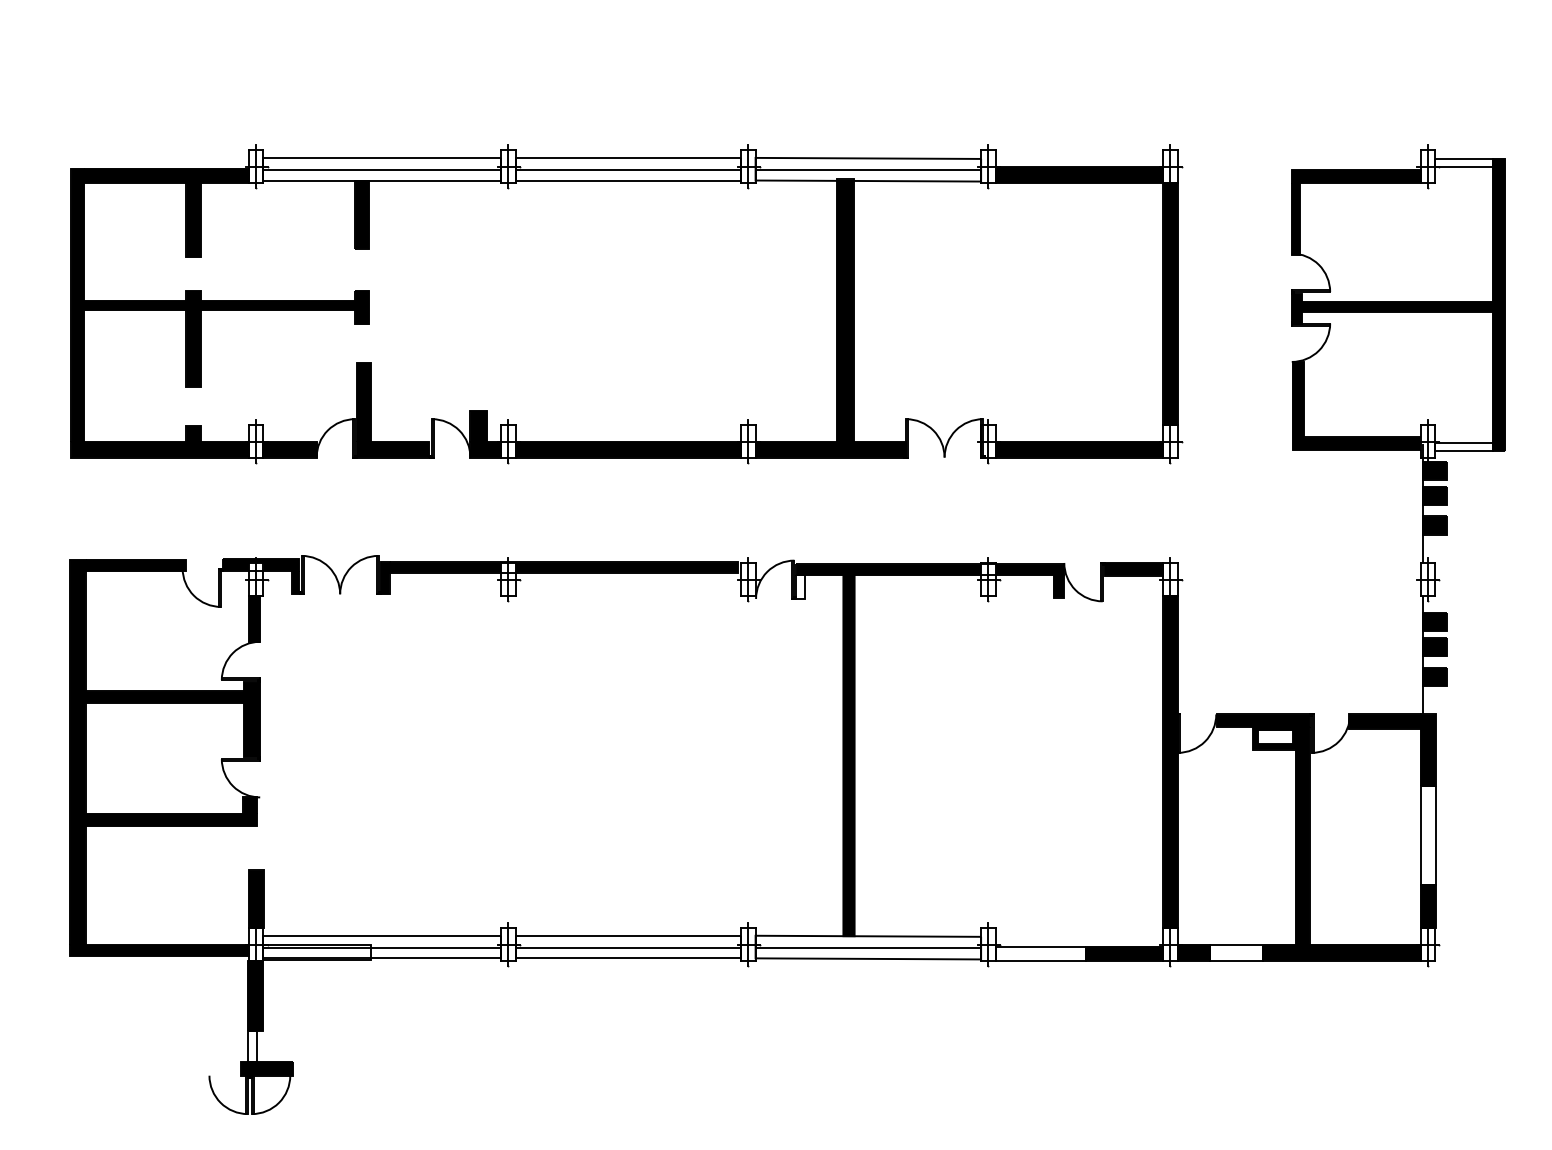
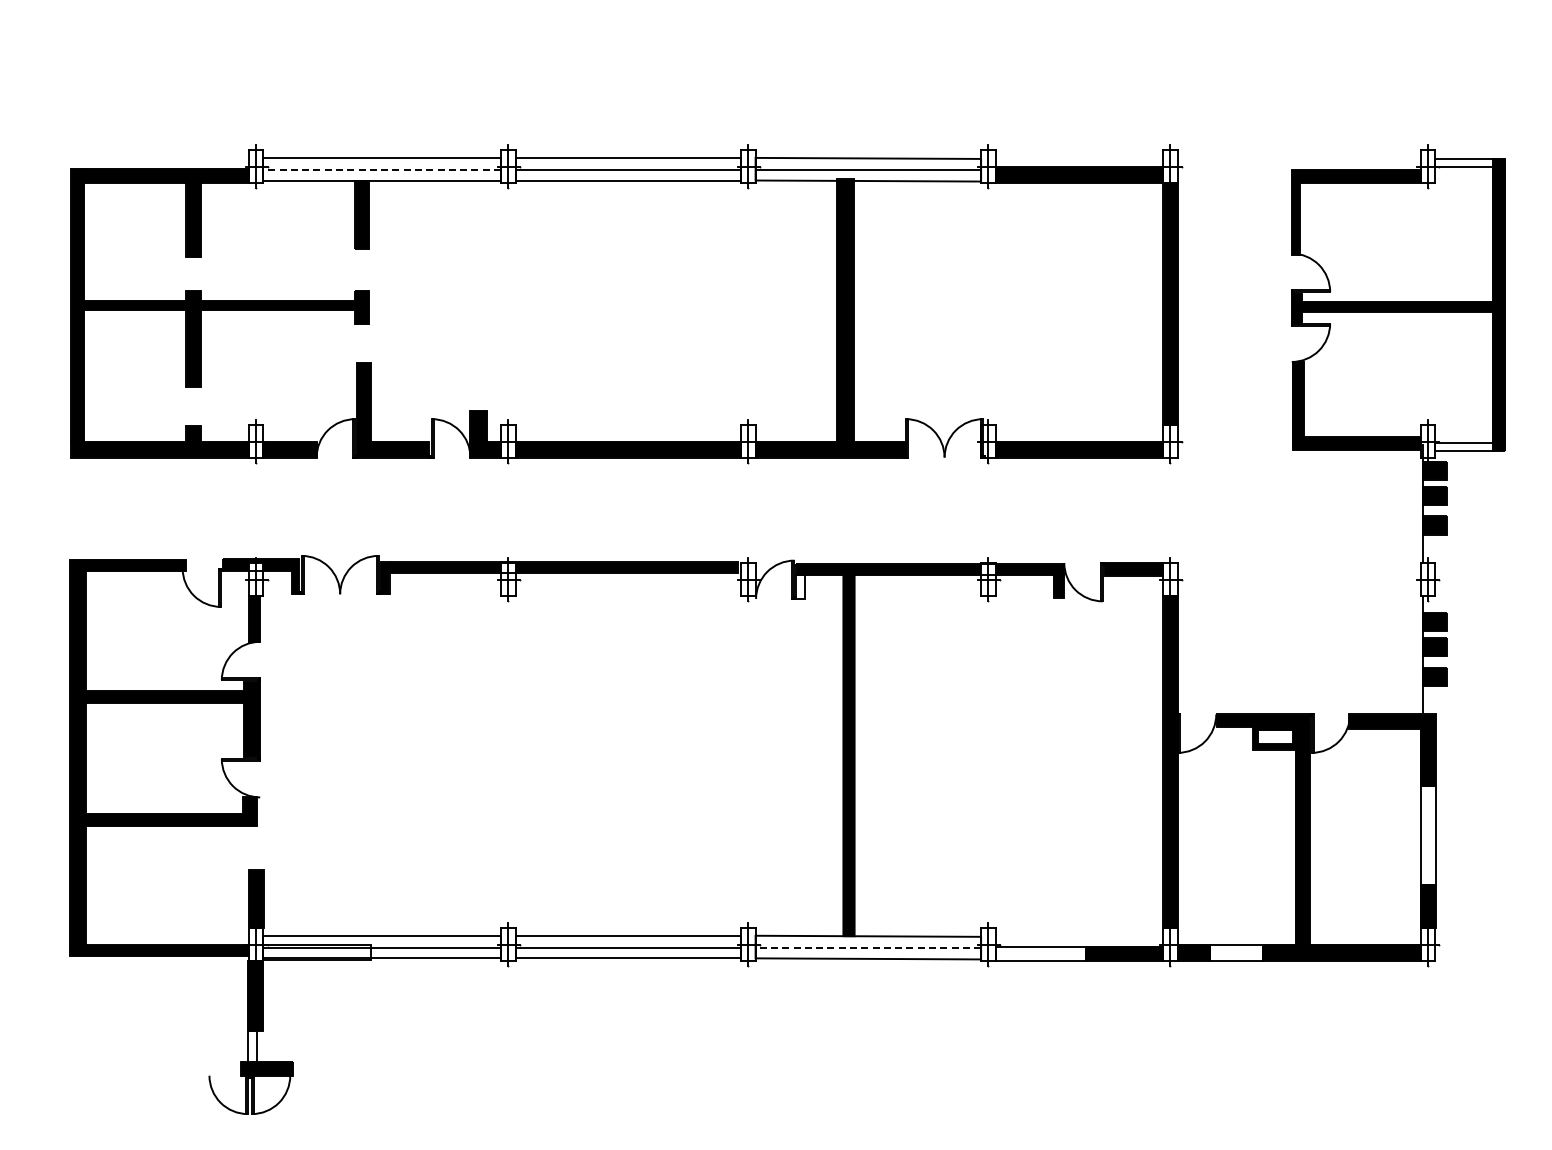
line: solid -> dashed (382, 170)
line: solid -> dashed (868, 948)
